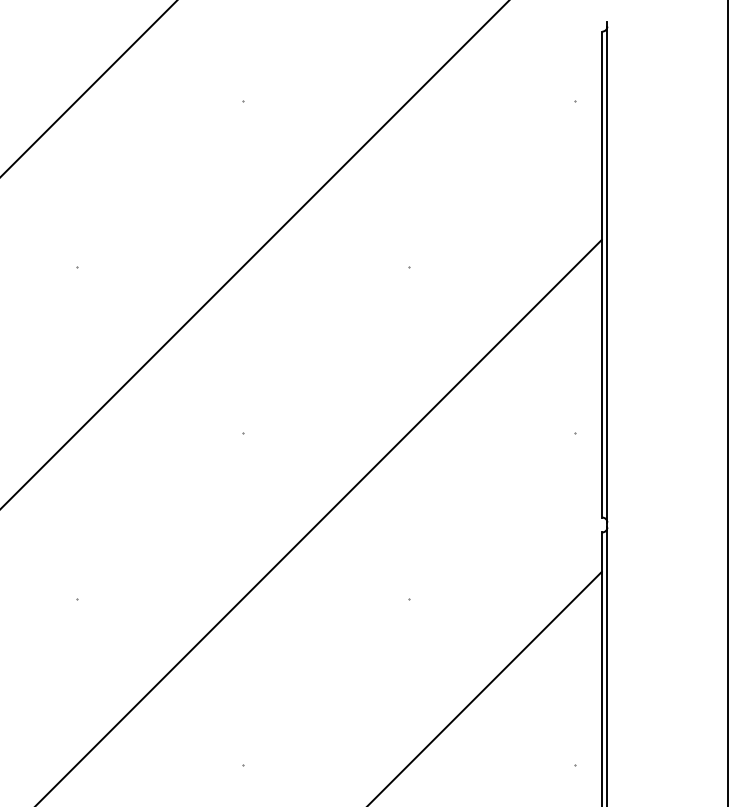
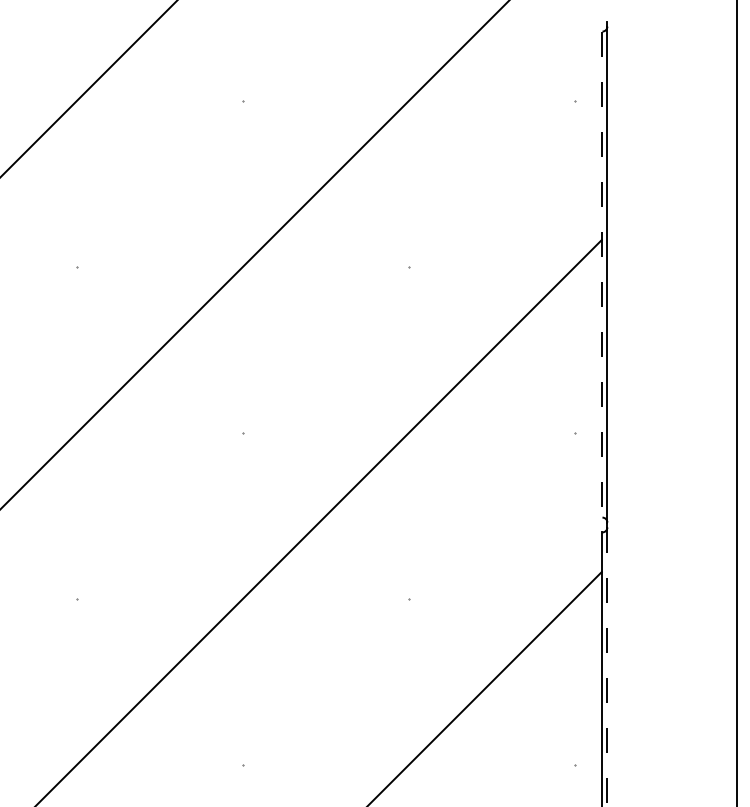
line: solid -> dashed (602, 275)
line position: (727, 402) -> (736, 402) (736, 402)
line: solid -> dashed (607, 667)
